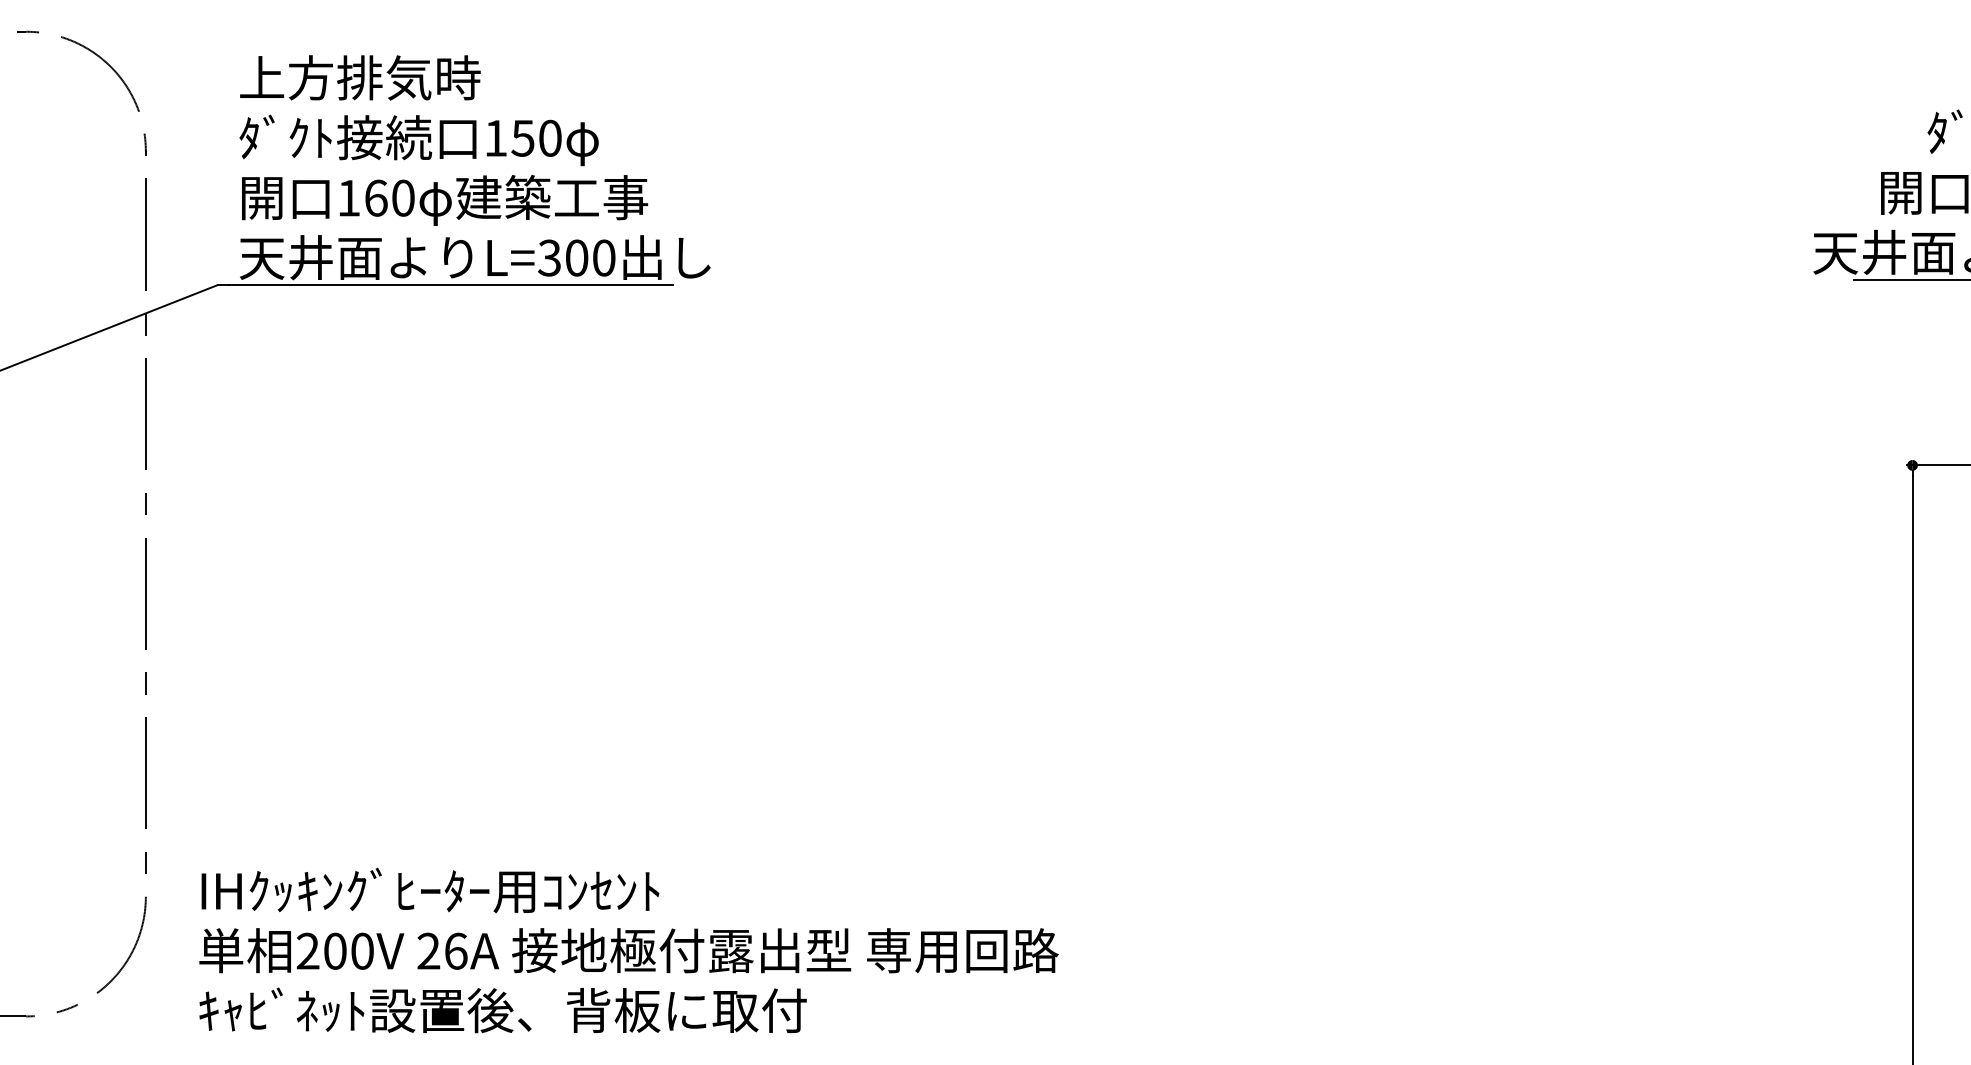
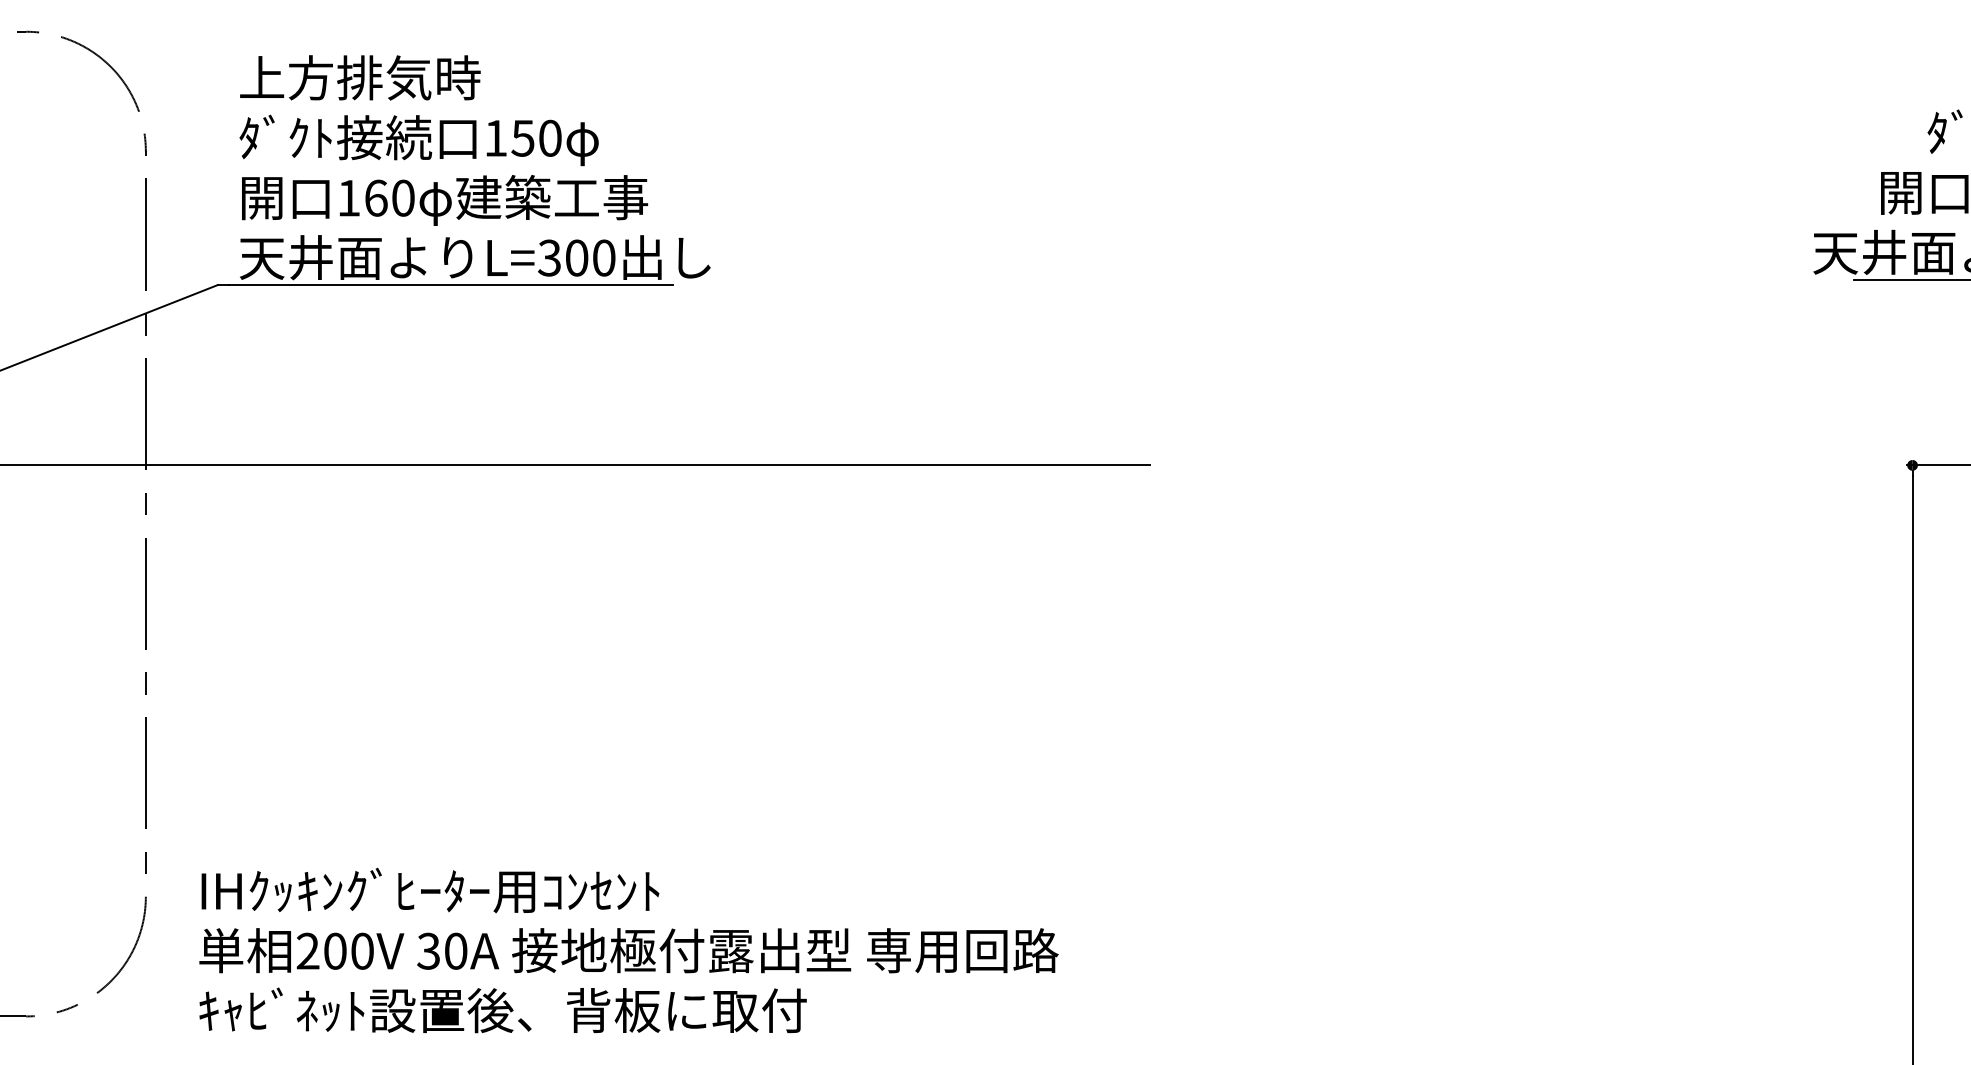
line: none -> present (575, 465)
text: 26A -> 30A (442, 950)
